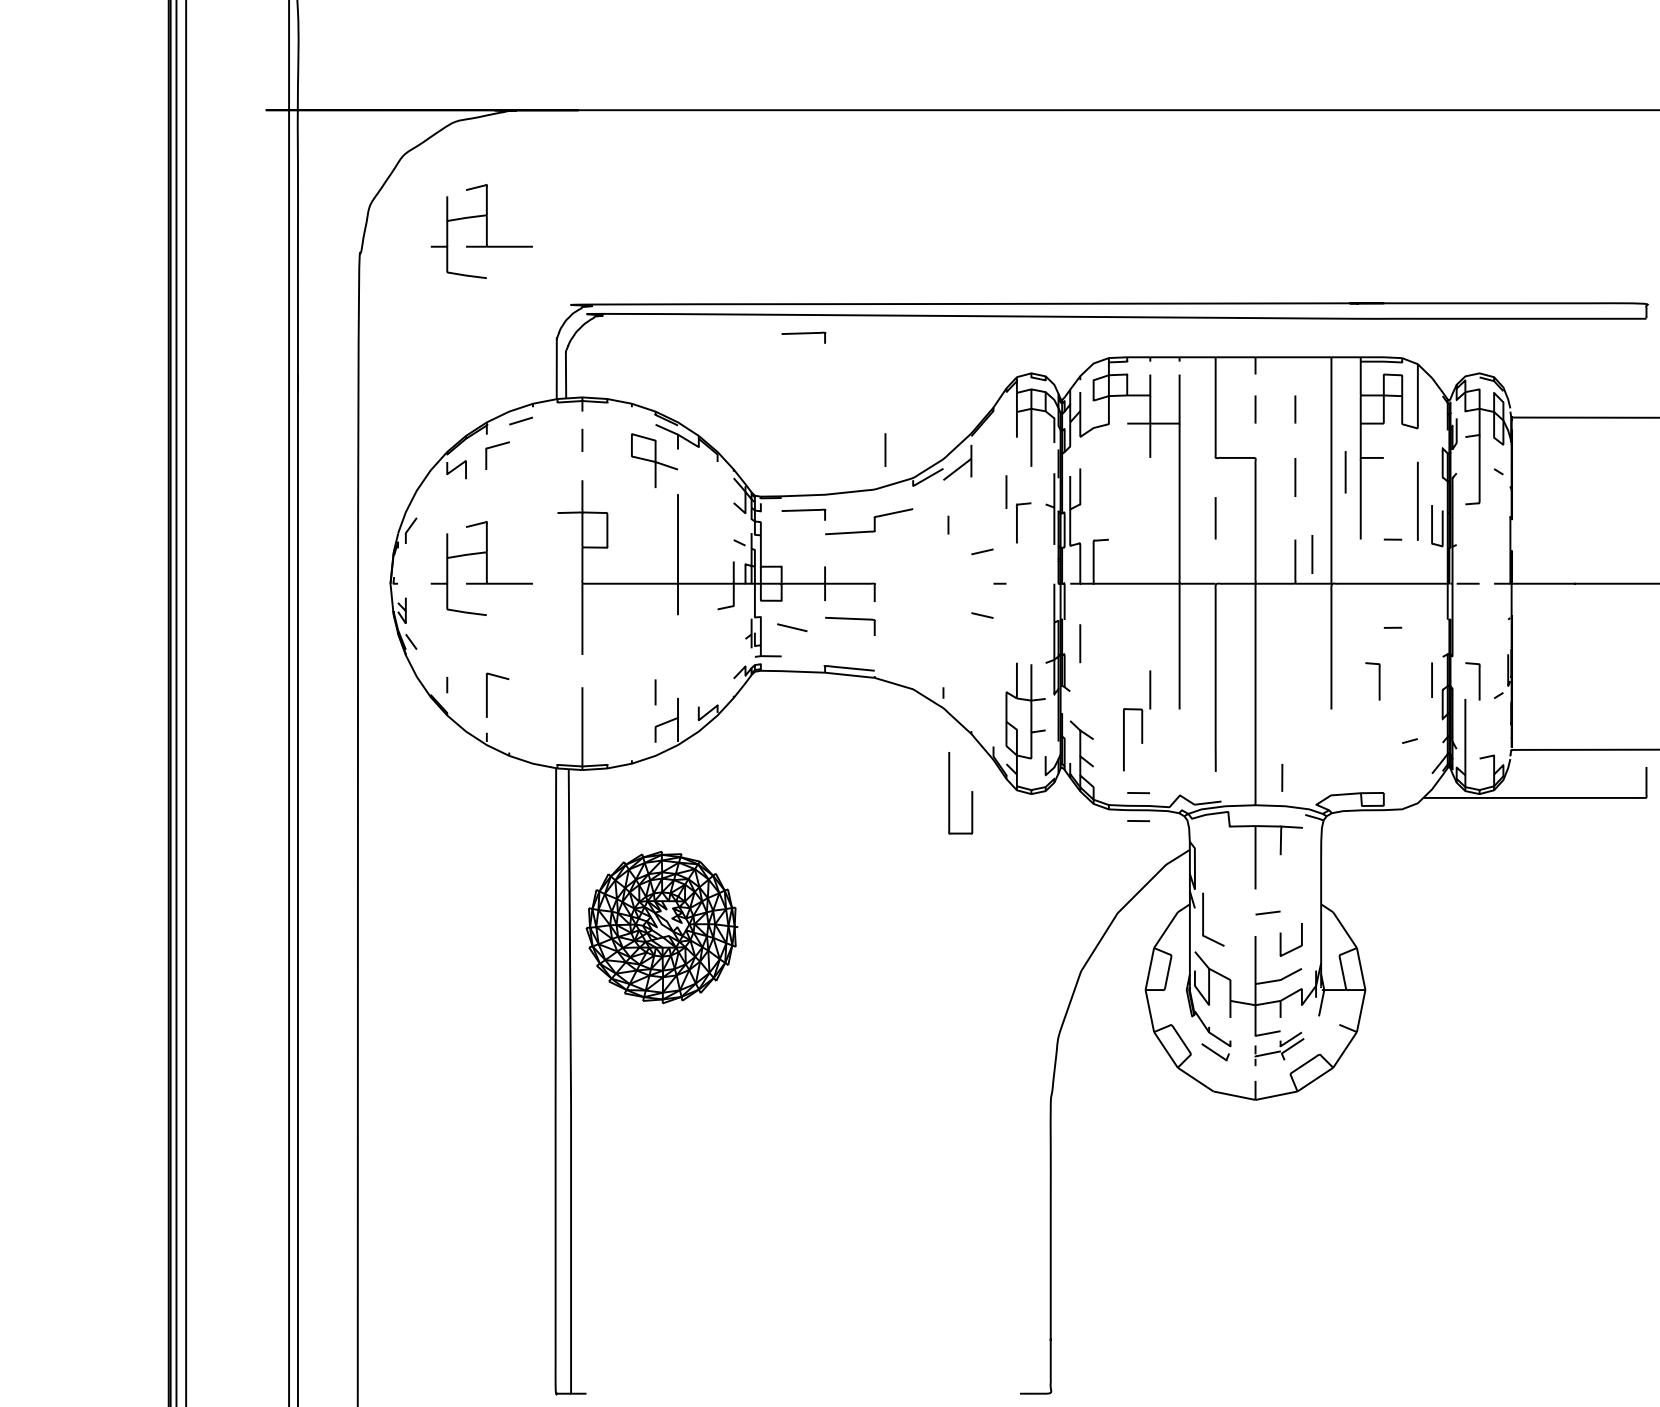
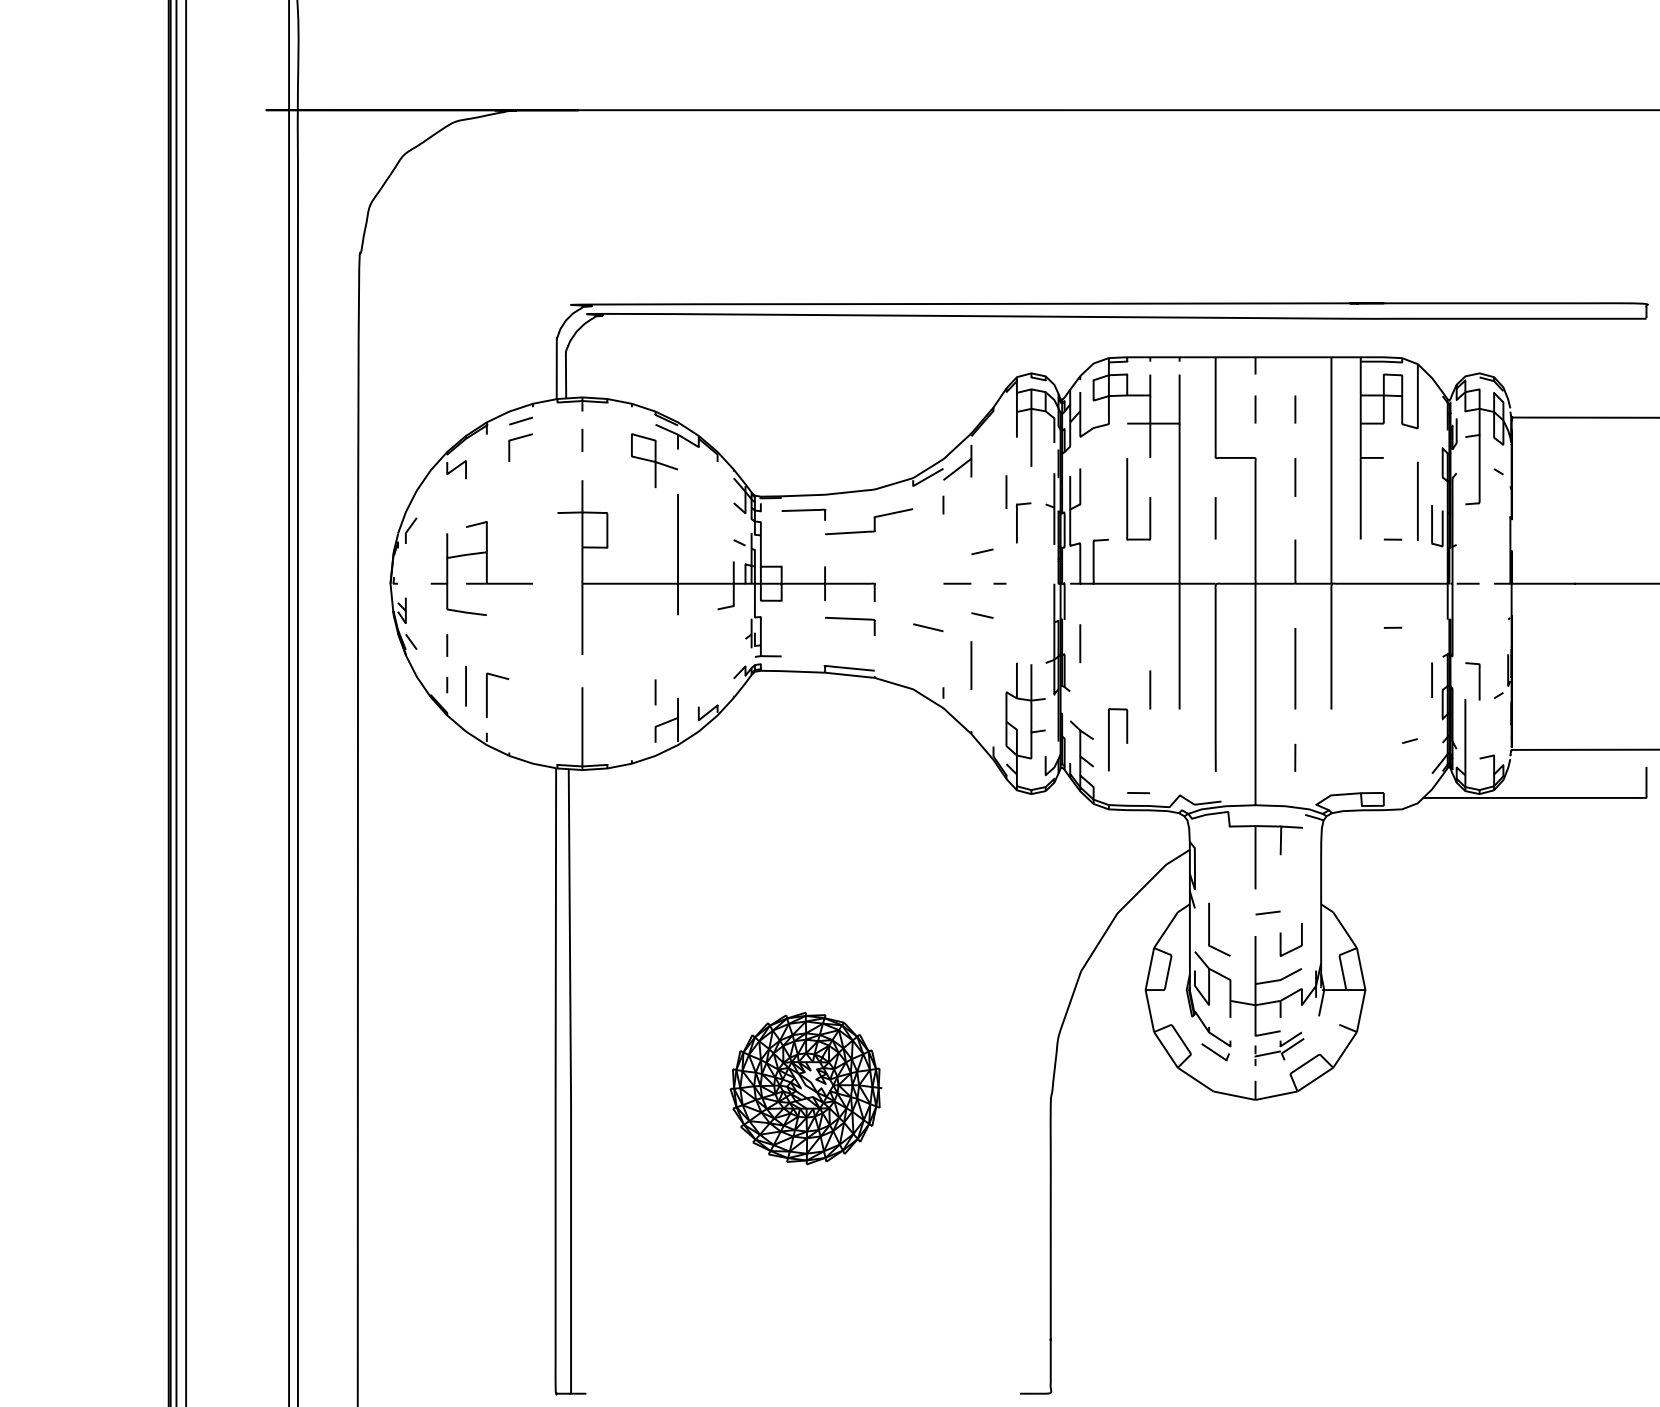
part: present -> none (481, 231)
curve: present -> none (803, 334)
curve position: (494, 447) -> (517, 439) (517, 439)
line: present -> none (885, 449)
line: present -> none (1345, 472)
line position: (948, 524) -> (943, 504) (943, 504)
line: present -> none (1312, 554)
line: none -> present (957, 583)
line position: (792, 627) -> (928, 627) (928, 627)
line: none -> present (447, 645)
line: none -> present (971, 665)
line: none -> present (1295, 668)
curve: present -> none (1378, 681)
line: none -> present (465, 685)
curve position: (1141, 739) -> (1126, 739) (1126, 739)
line position: (1282, 777) -> (1295, 757) (1295, 757)
curve position: (950, 793) -> (1128, 499) (1128, 499)
line: present -> none (1138, 821)
curve position: (1203, 919) -> (1209, 929) (1209, 929)
part position: (661, 927) -> (805, 1088) (805, 1088)
